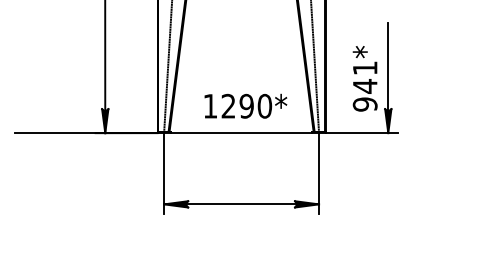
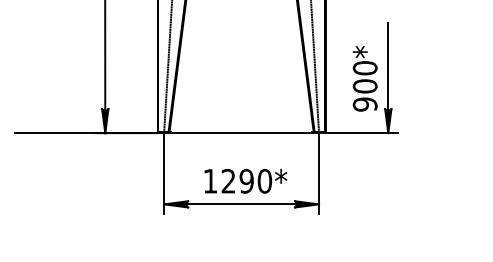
text: 941* -> 900* (364, 77)
text position: (245, 105) -> (245, 180) (245, 180)
